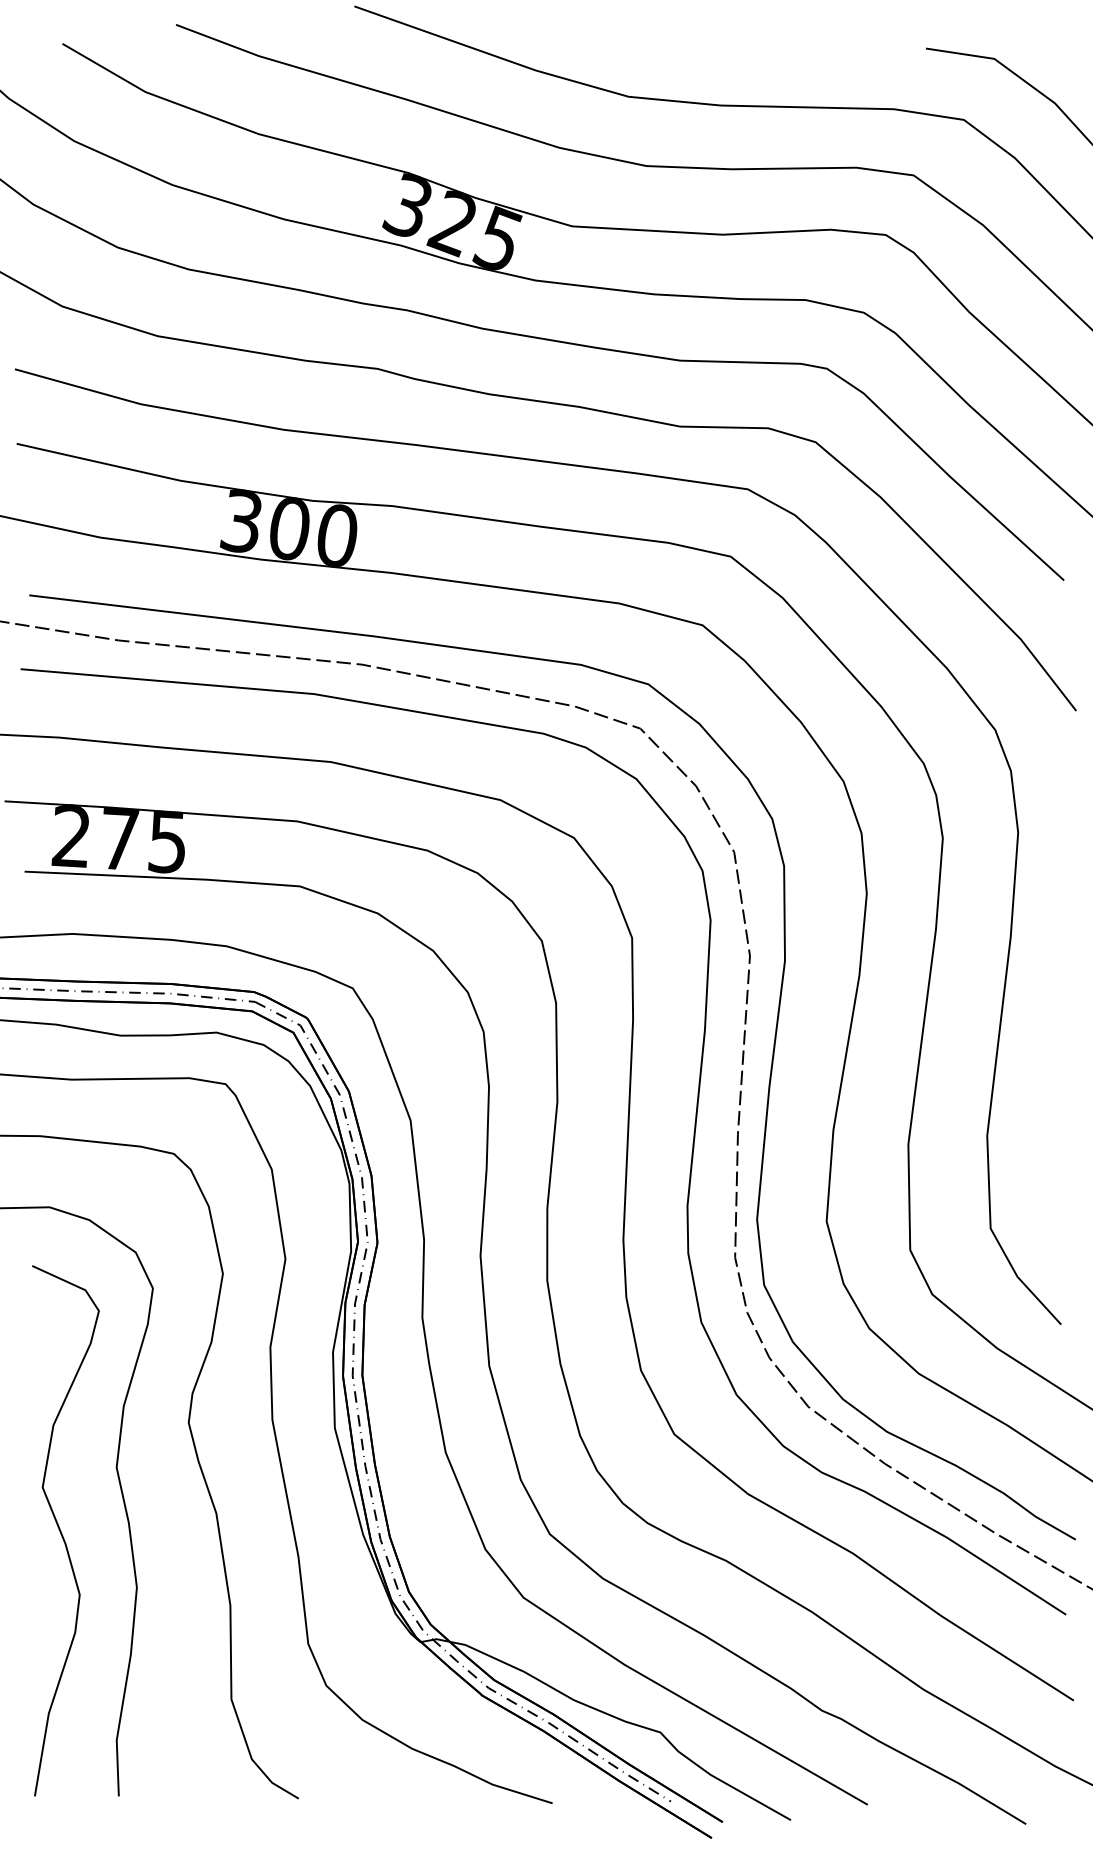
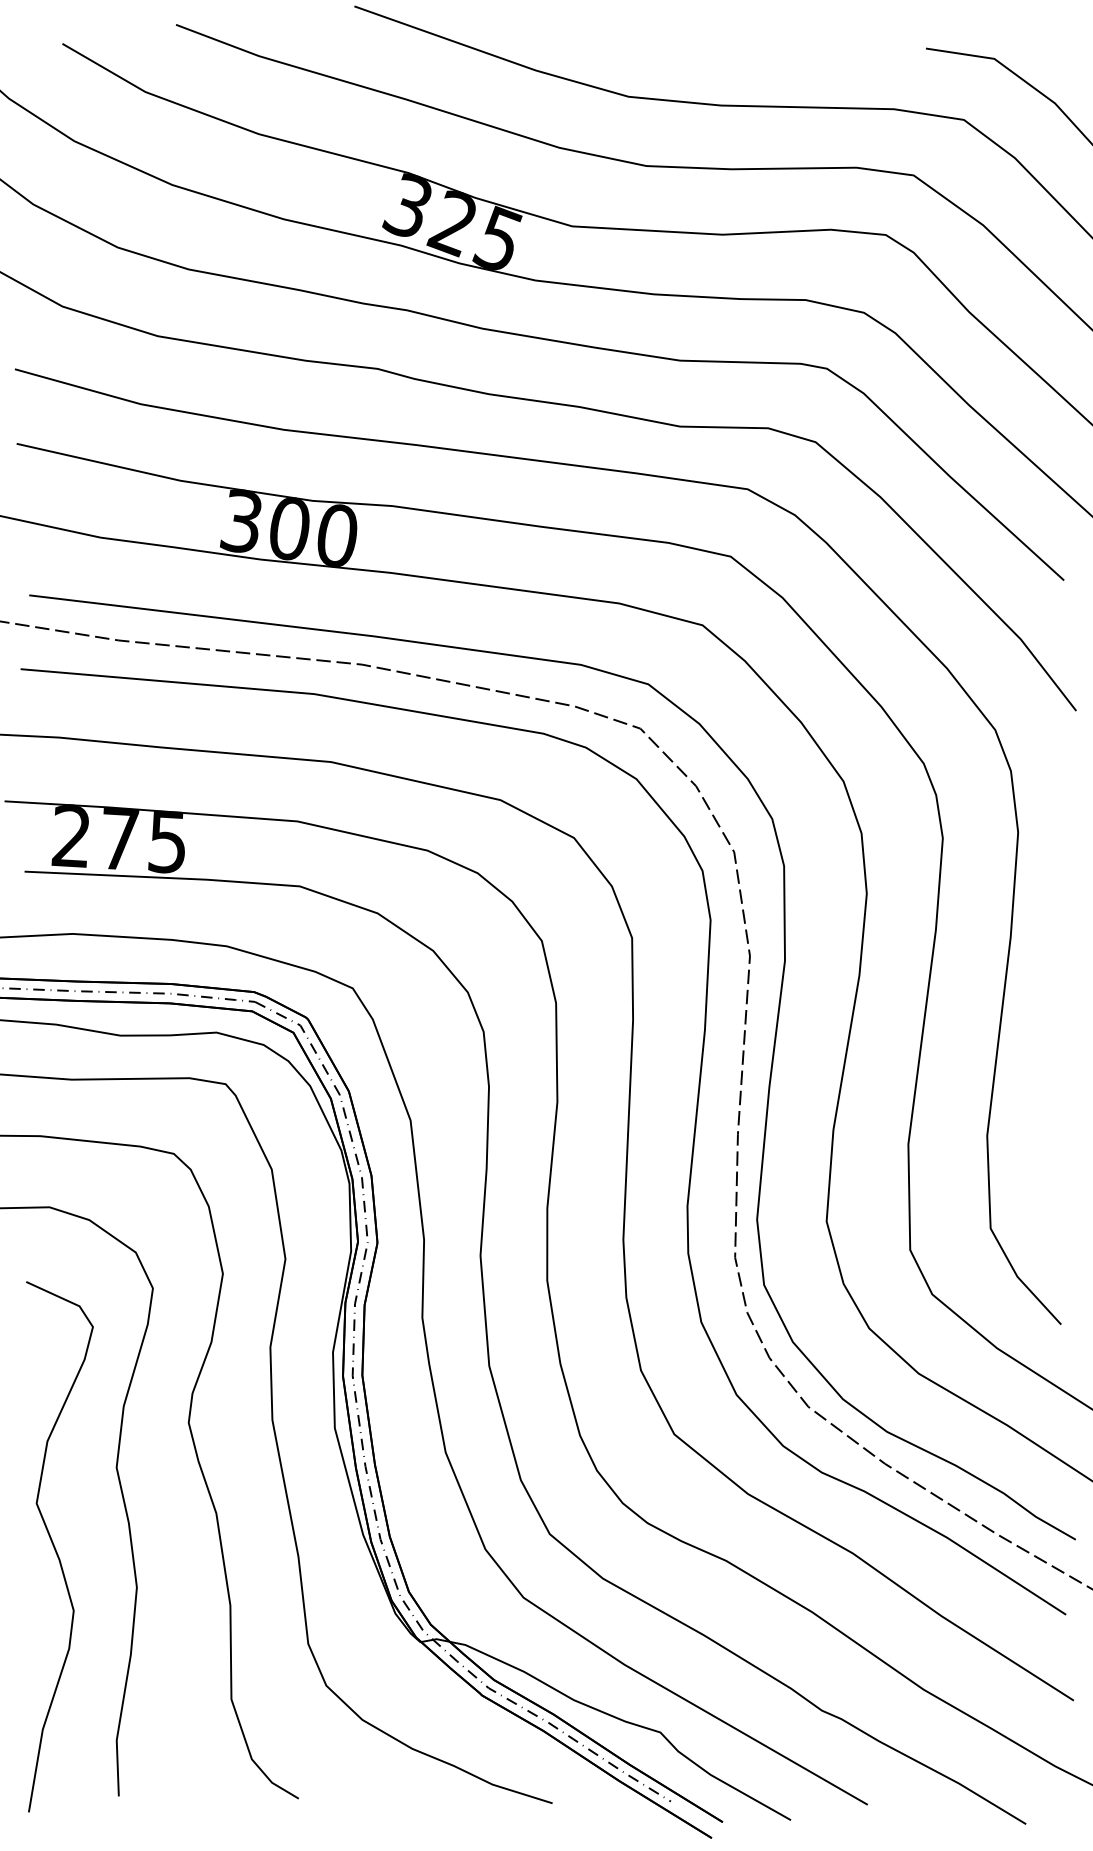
curve position: (61, 1530) -> (55, 1546) (55, 1546)
